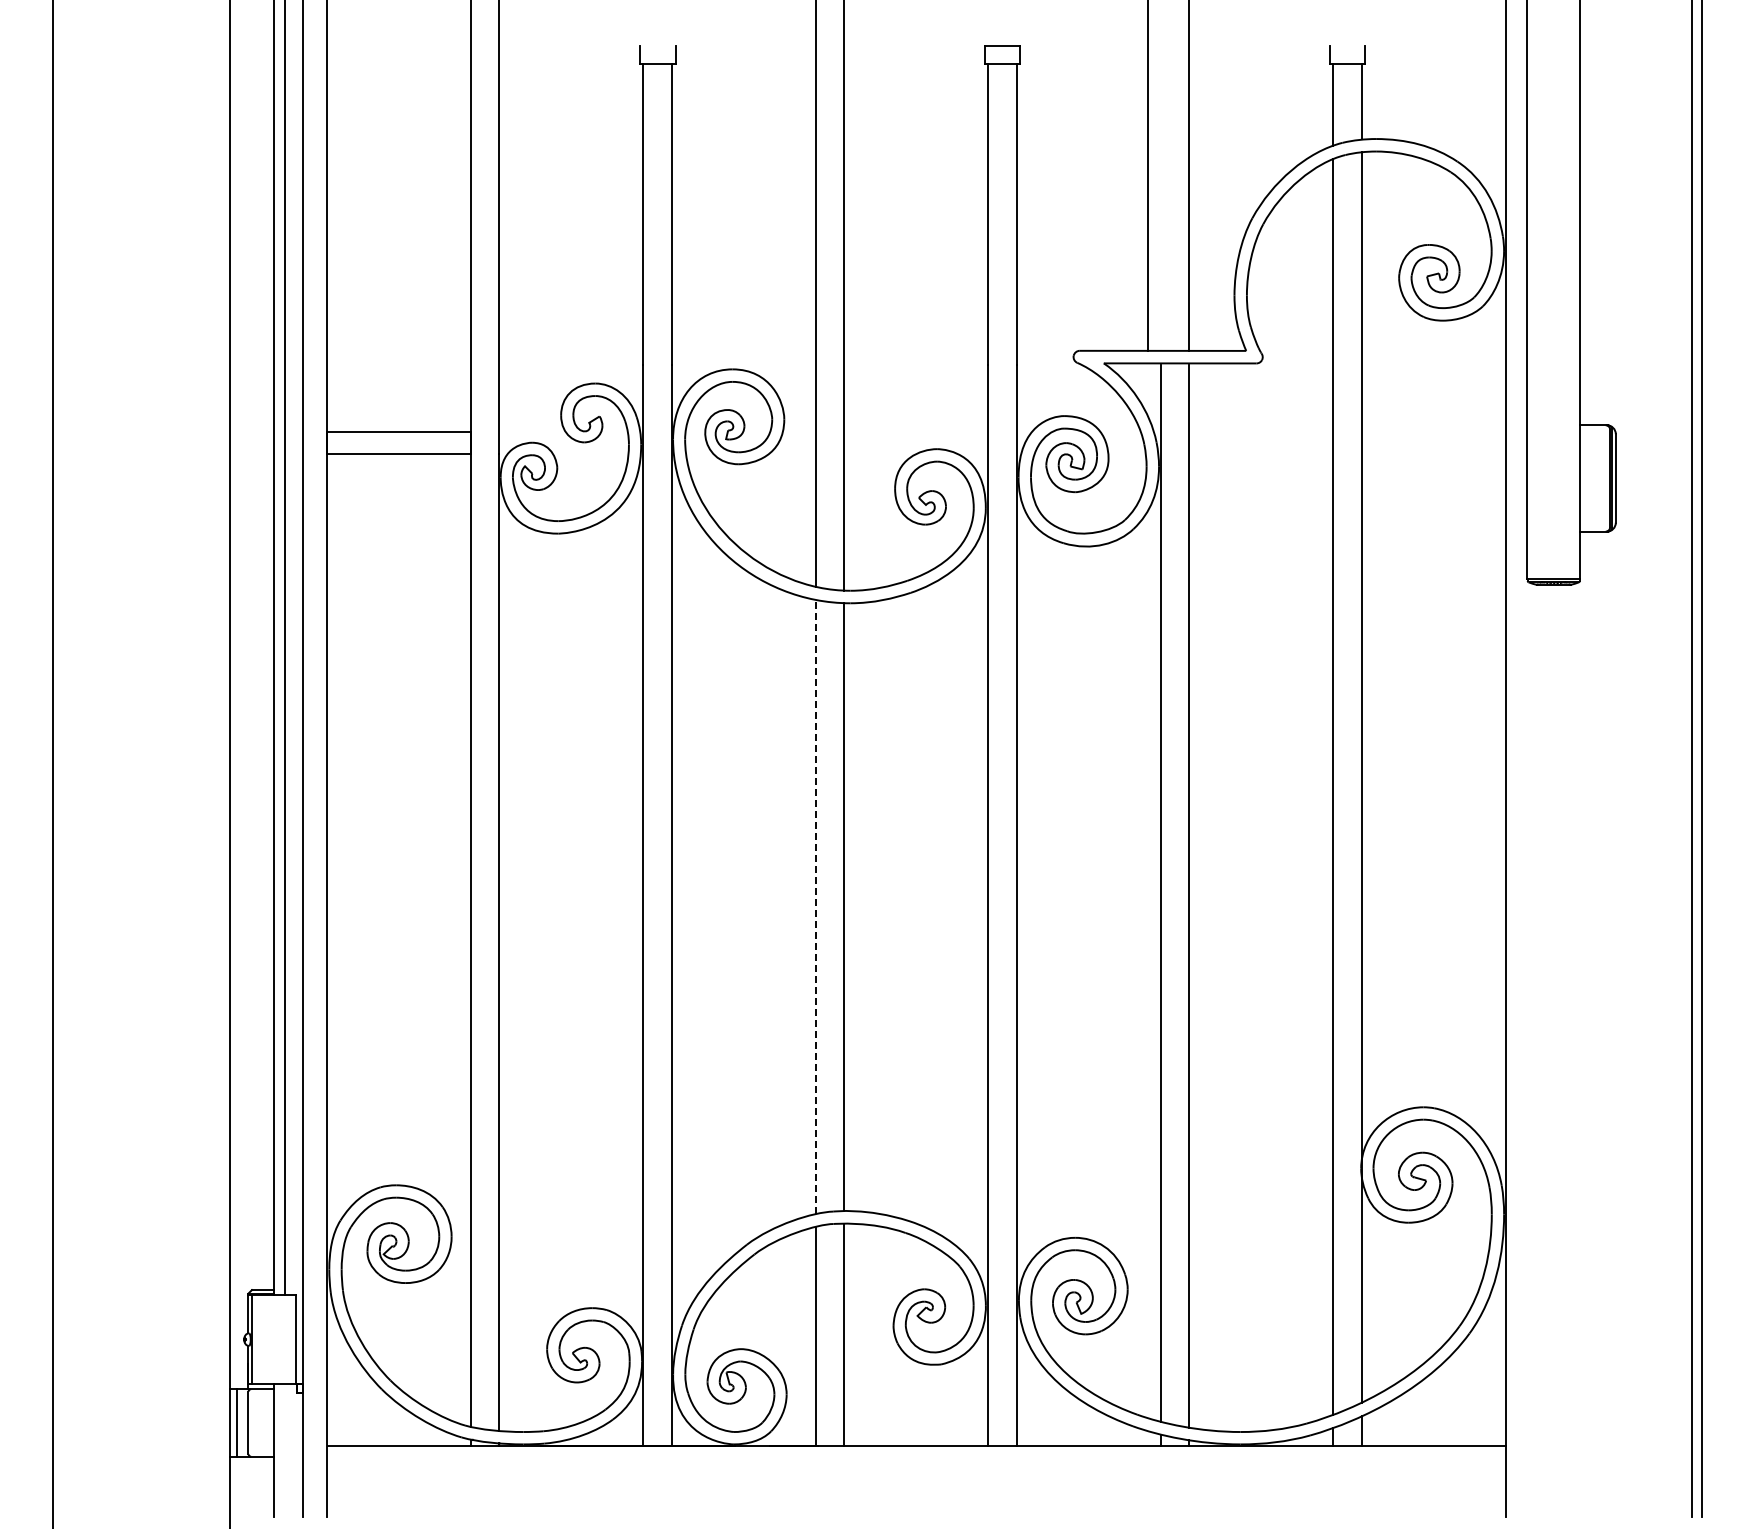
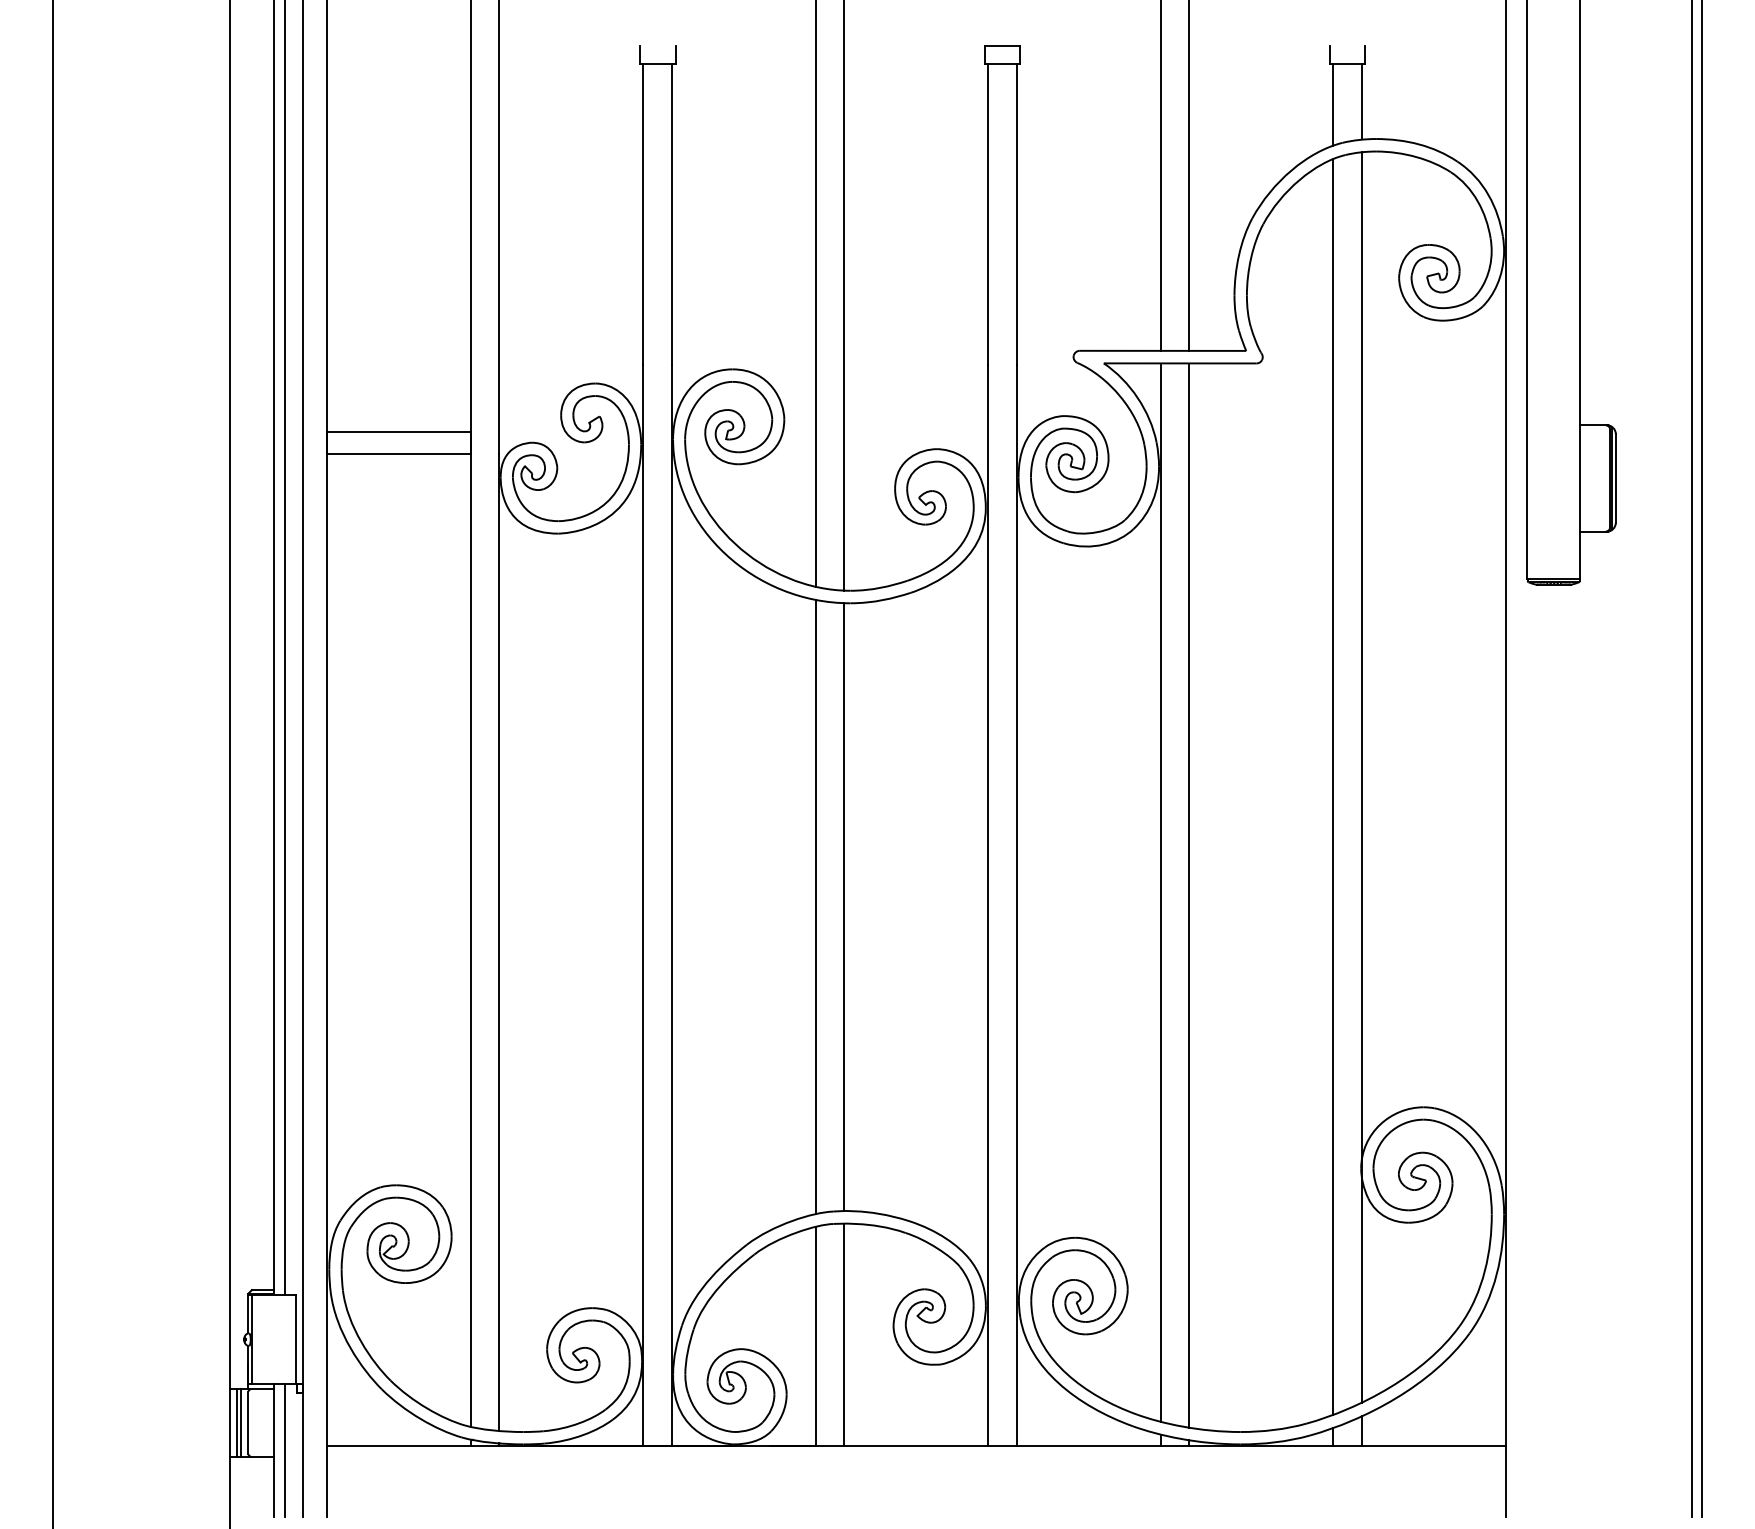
line position: (1147, 176) -> (1160, 176) (1160, 176)
line: dashed -> solid (815, 906)
line: none -> present (241, 1422)
line: none -> present (284, 1449)
